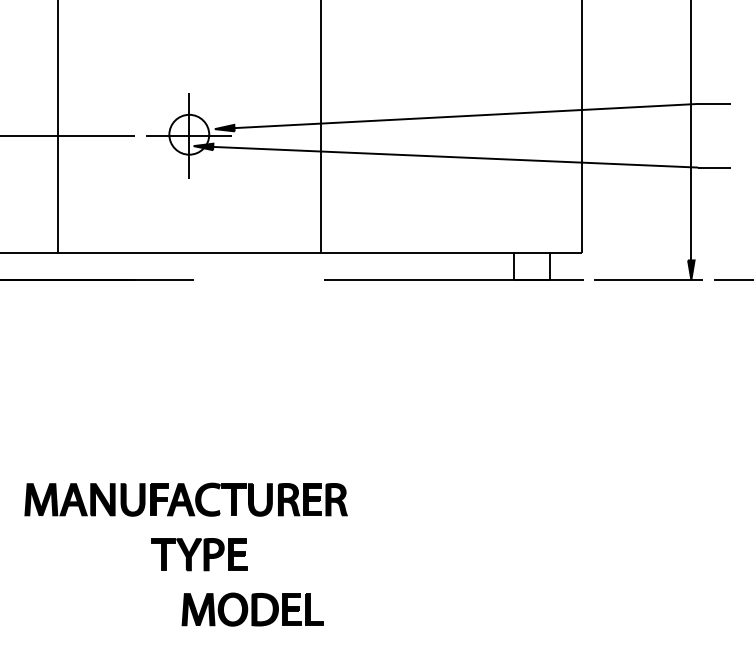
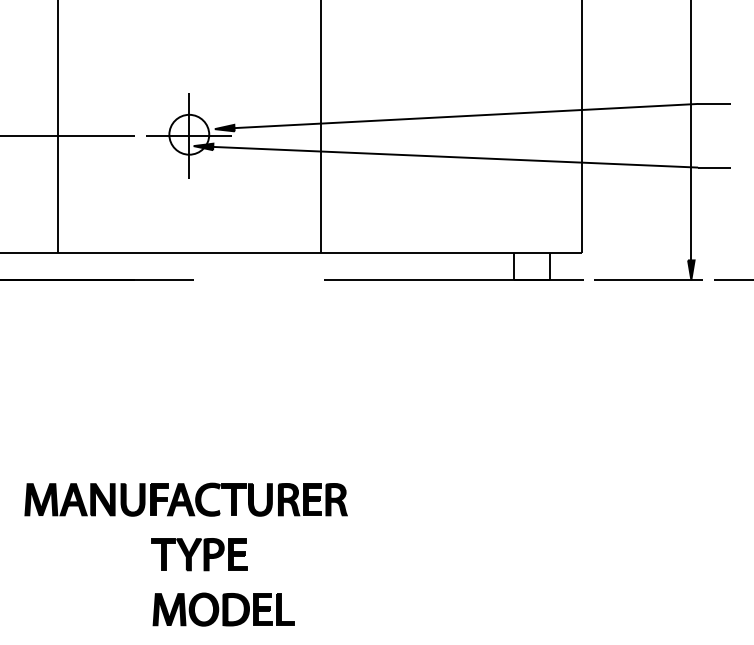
part position: (252, 609) -> (223, 609) (223, 609)
